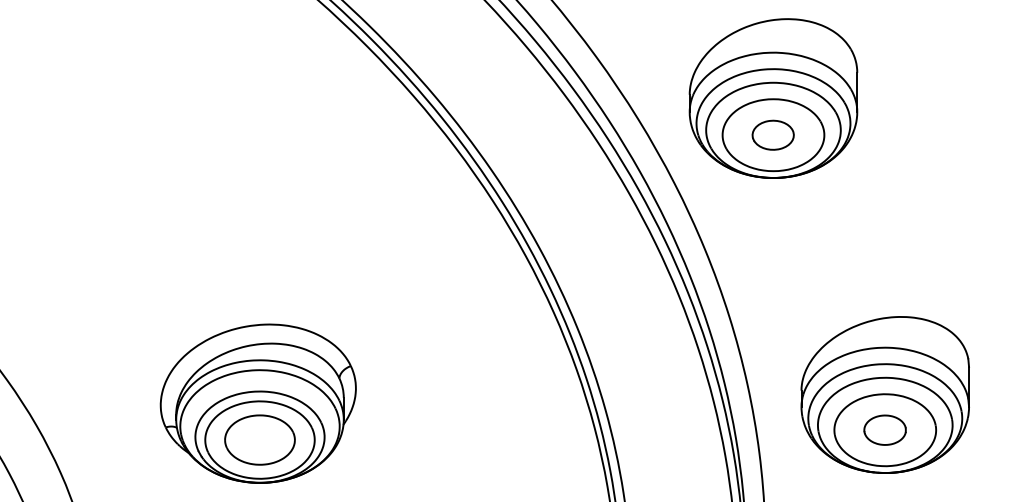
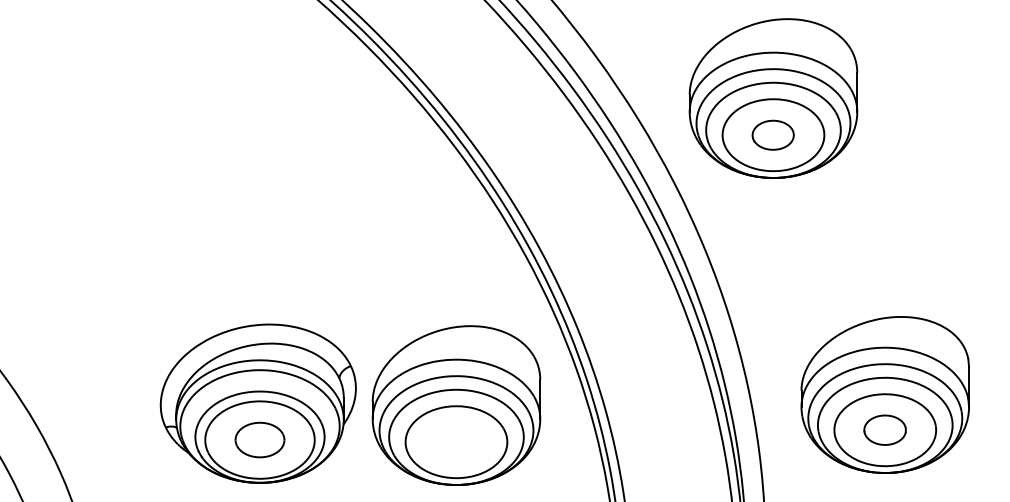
part: none -> present (456, 405)
part size: 72x52 px -> 52x38 px (259, 439)
